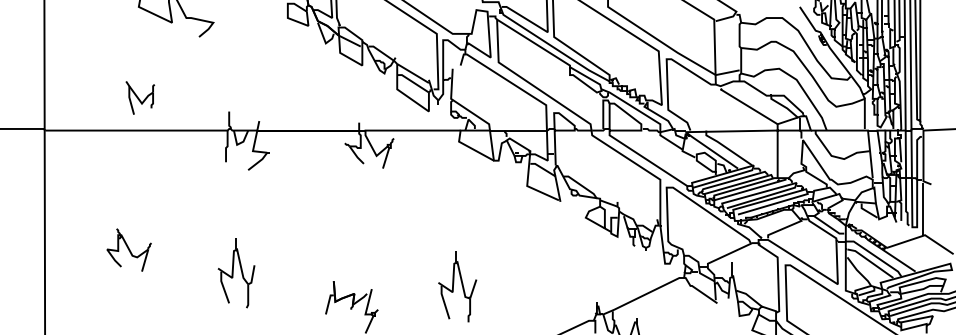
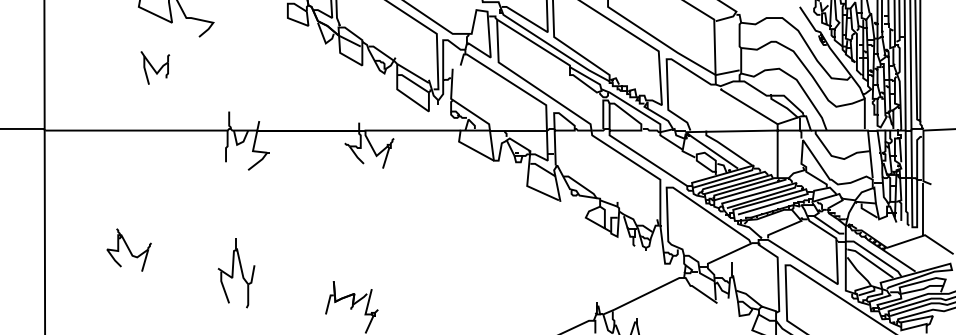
part position: (140, 97) -> (155, 67) (155, 67)
part: present -> none (457, 286)
